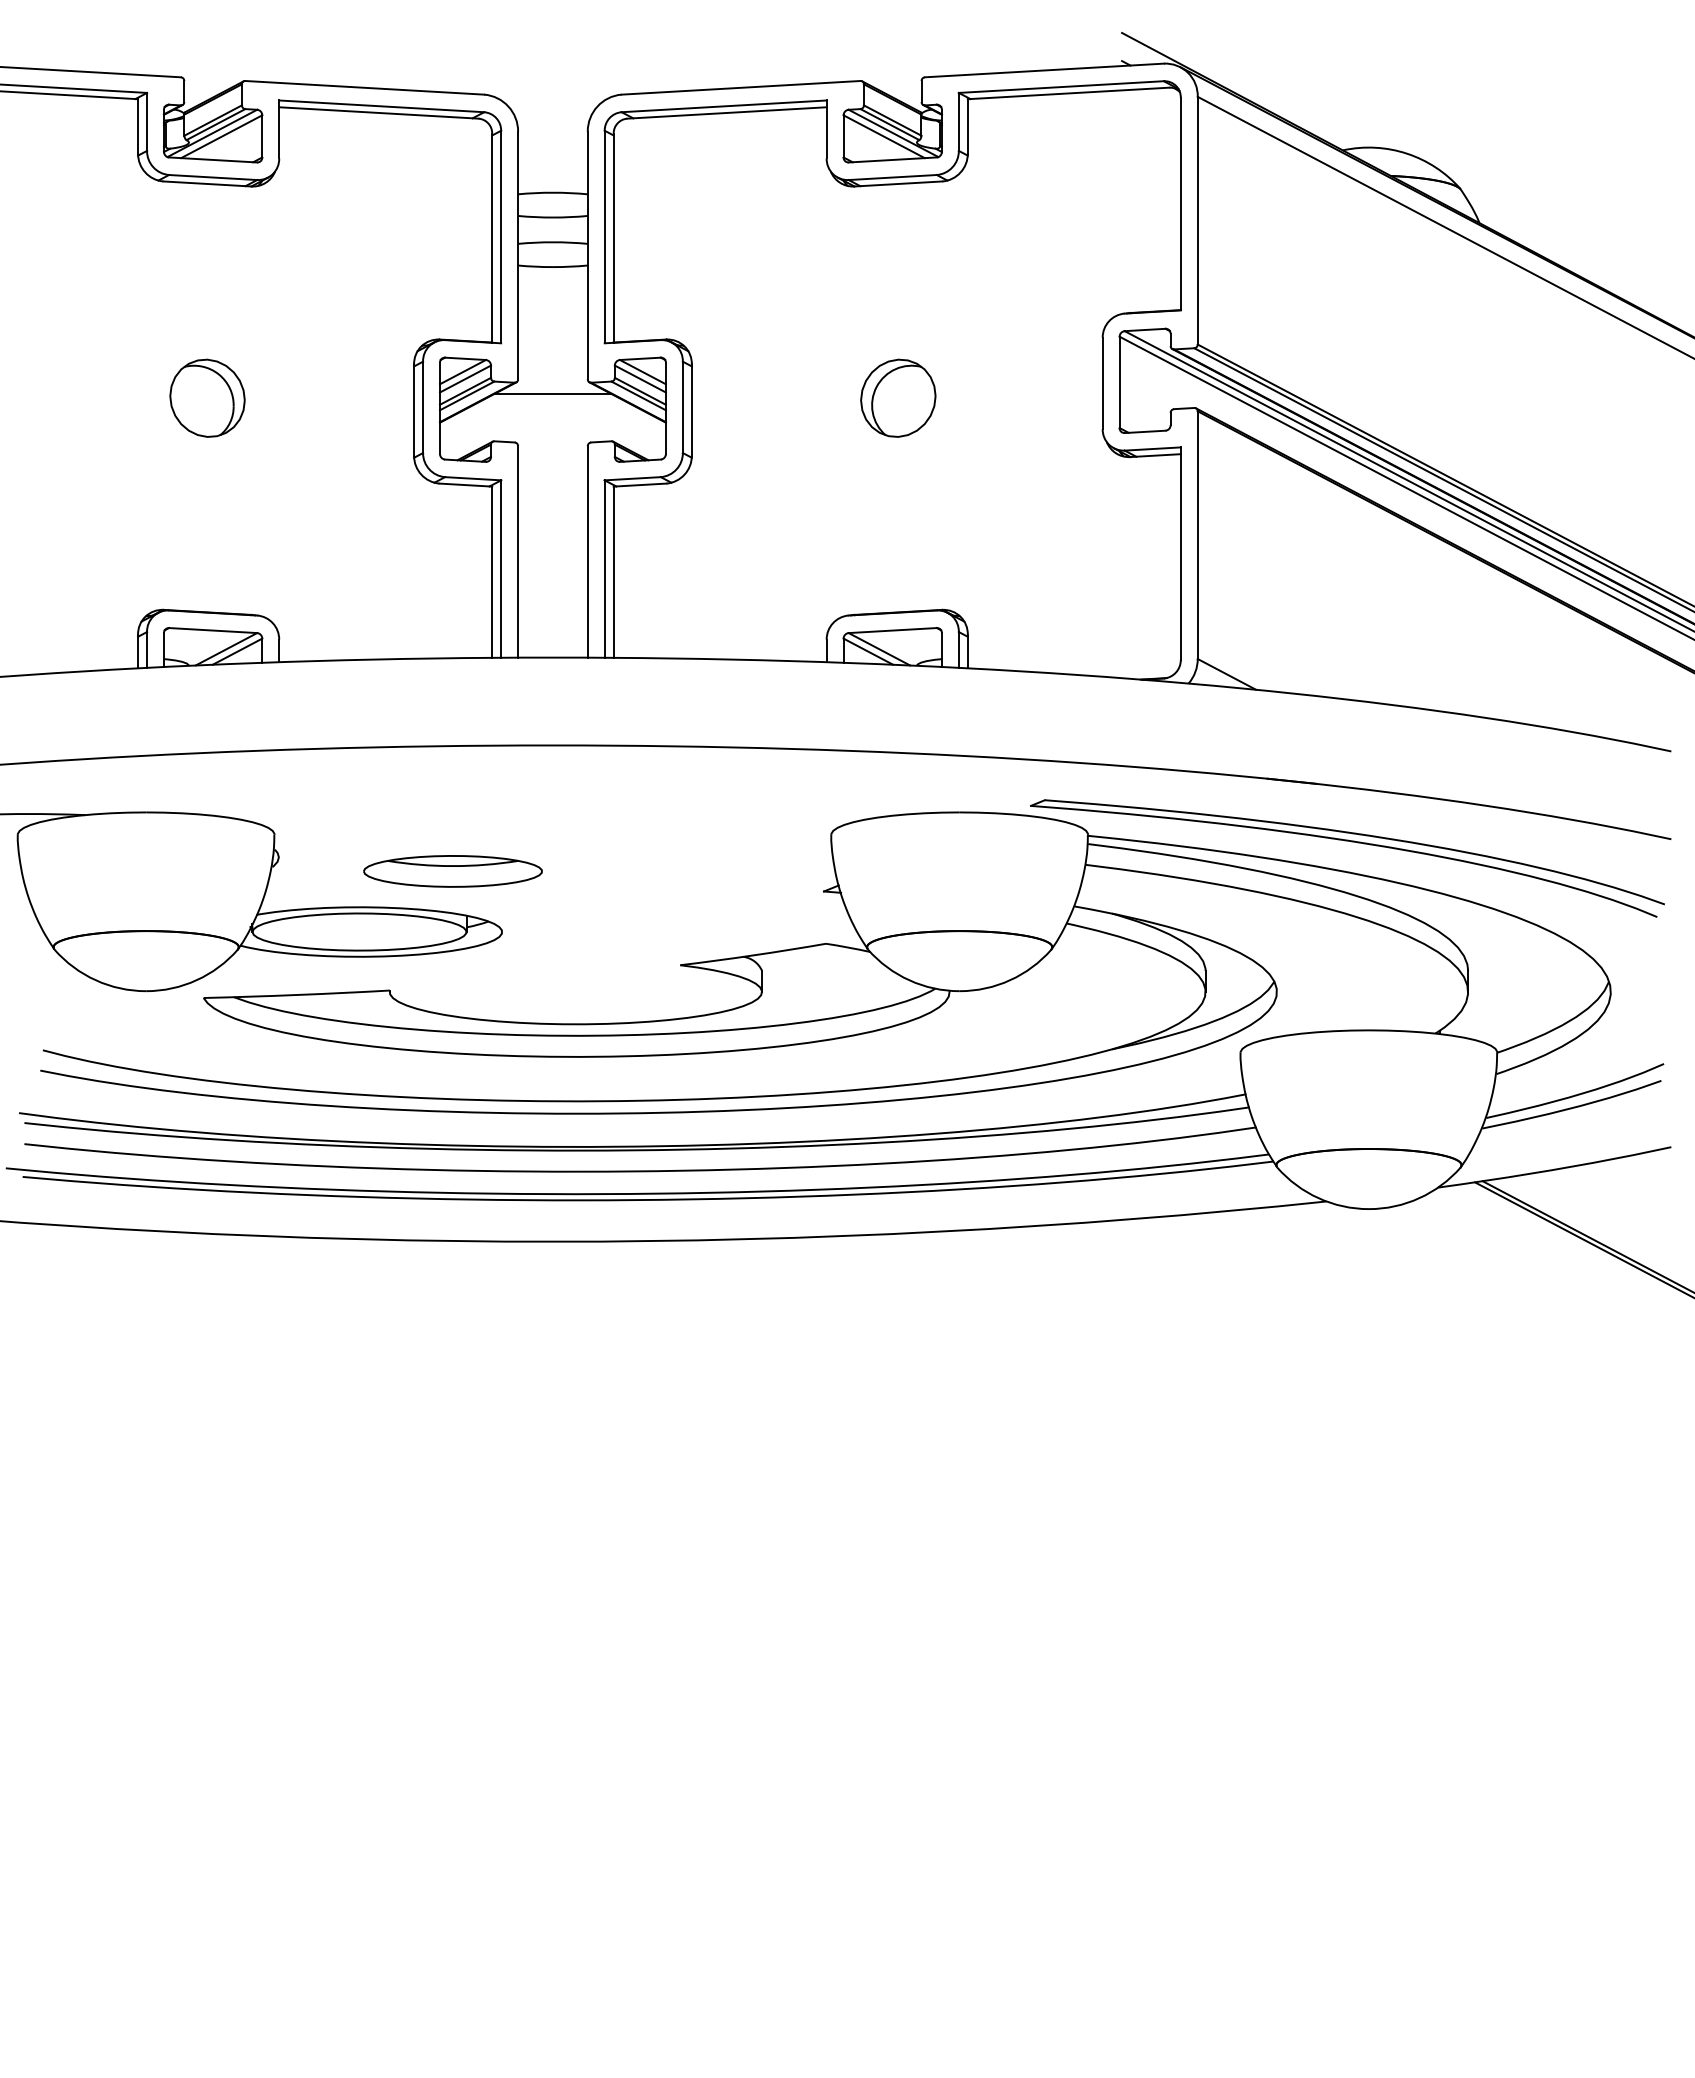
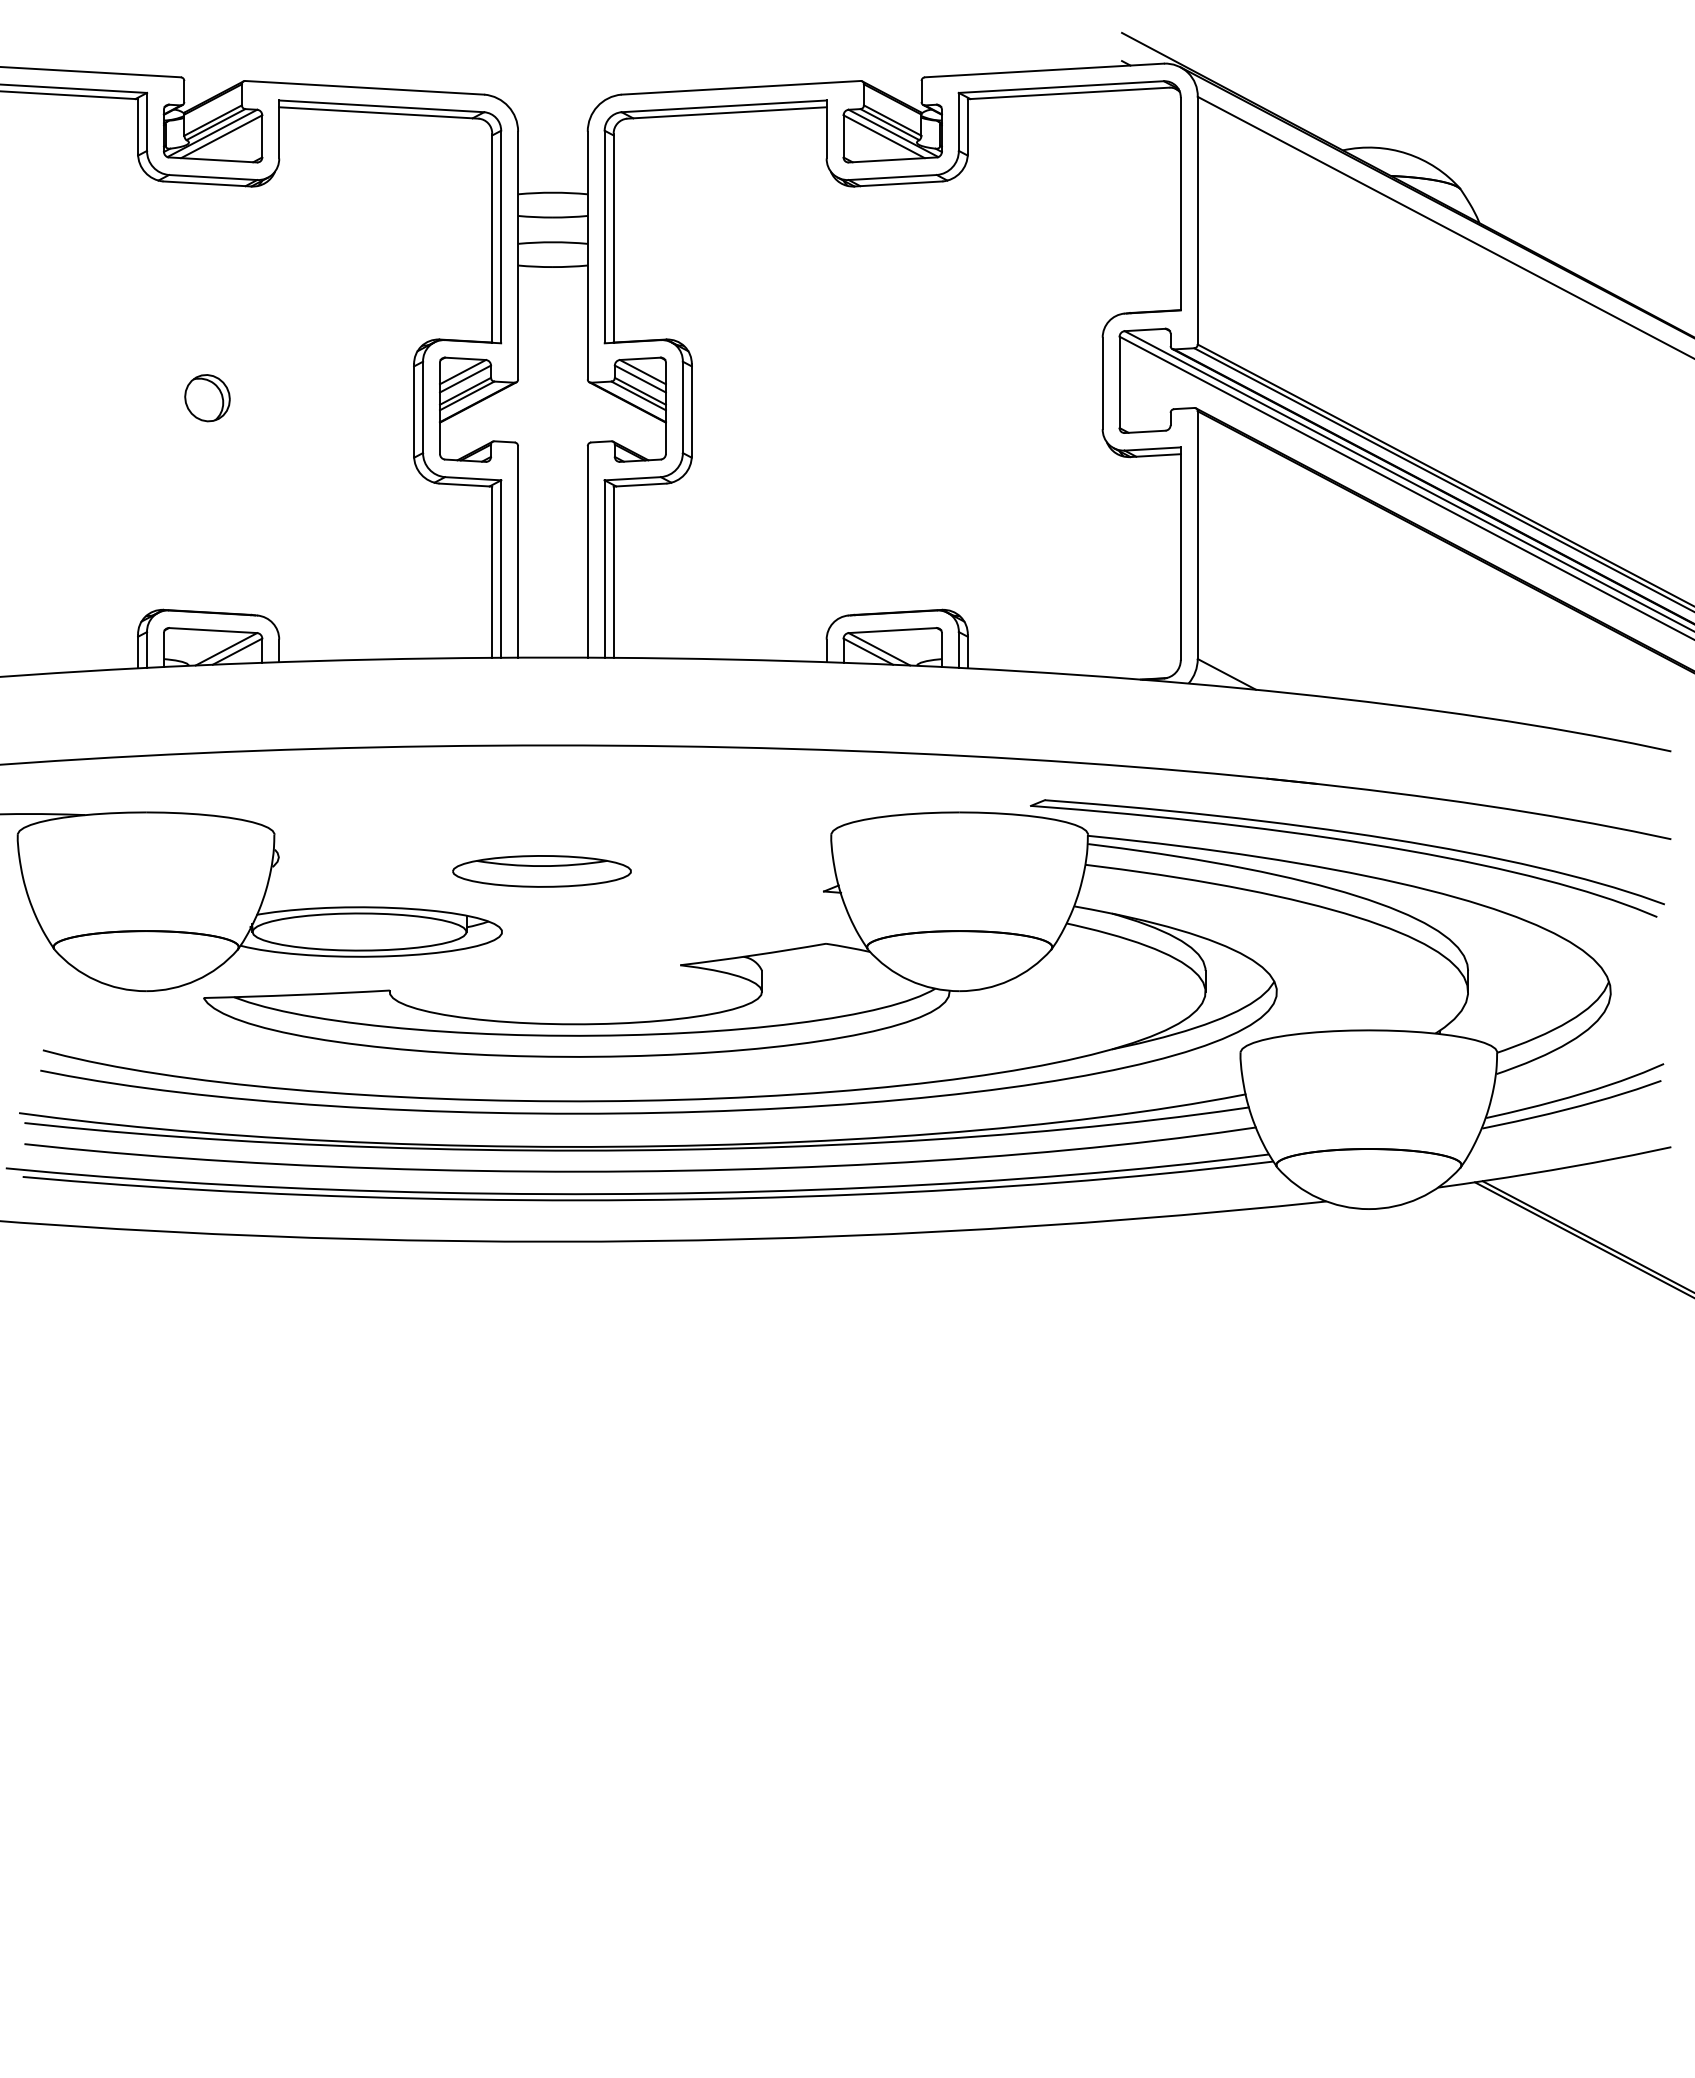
line: present -> none (552, 394)
part size: 77x80 px -> 47x49 px (207, 398)
part: present -> none (898, 397)
part position: (452, 871) -> (541, 871) (541, 871)
